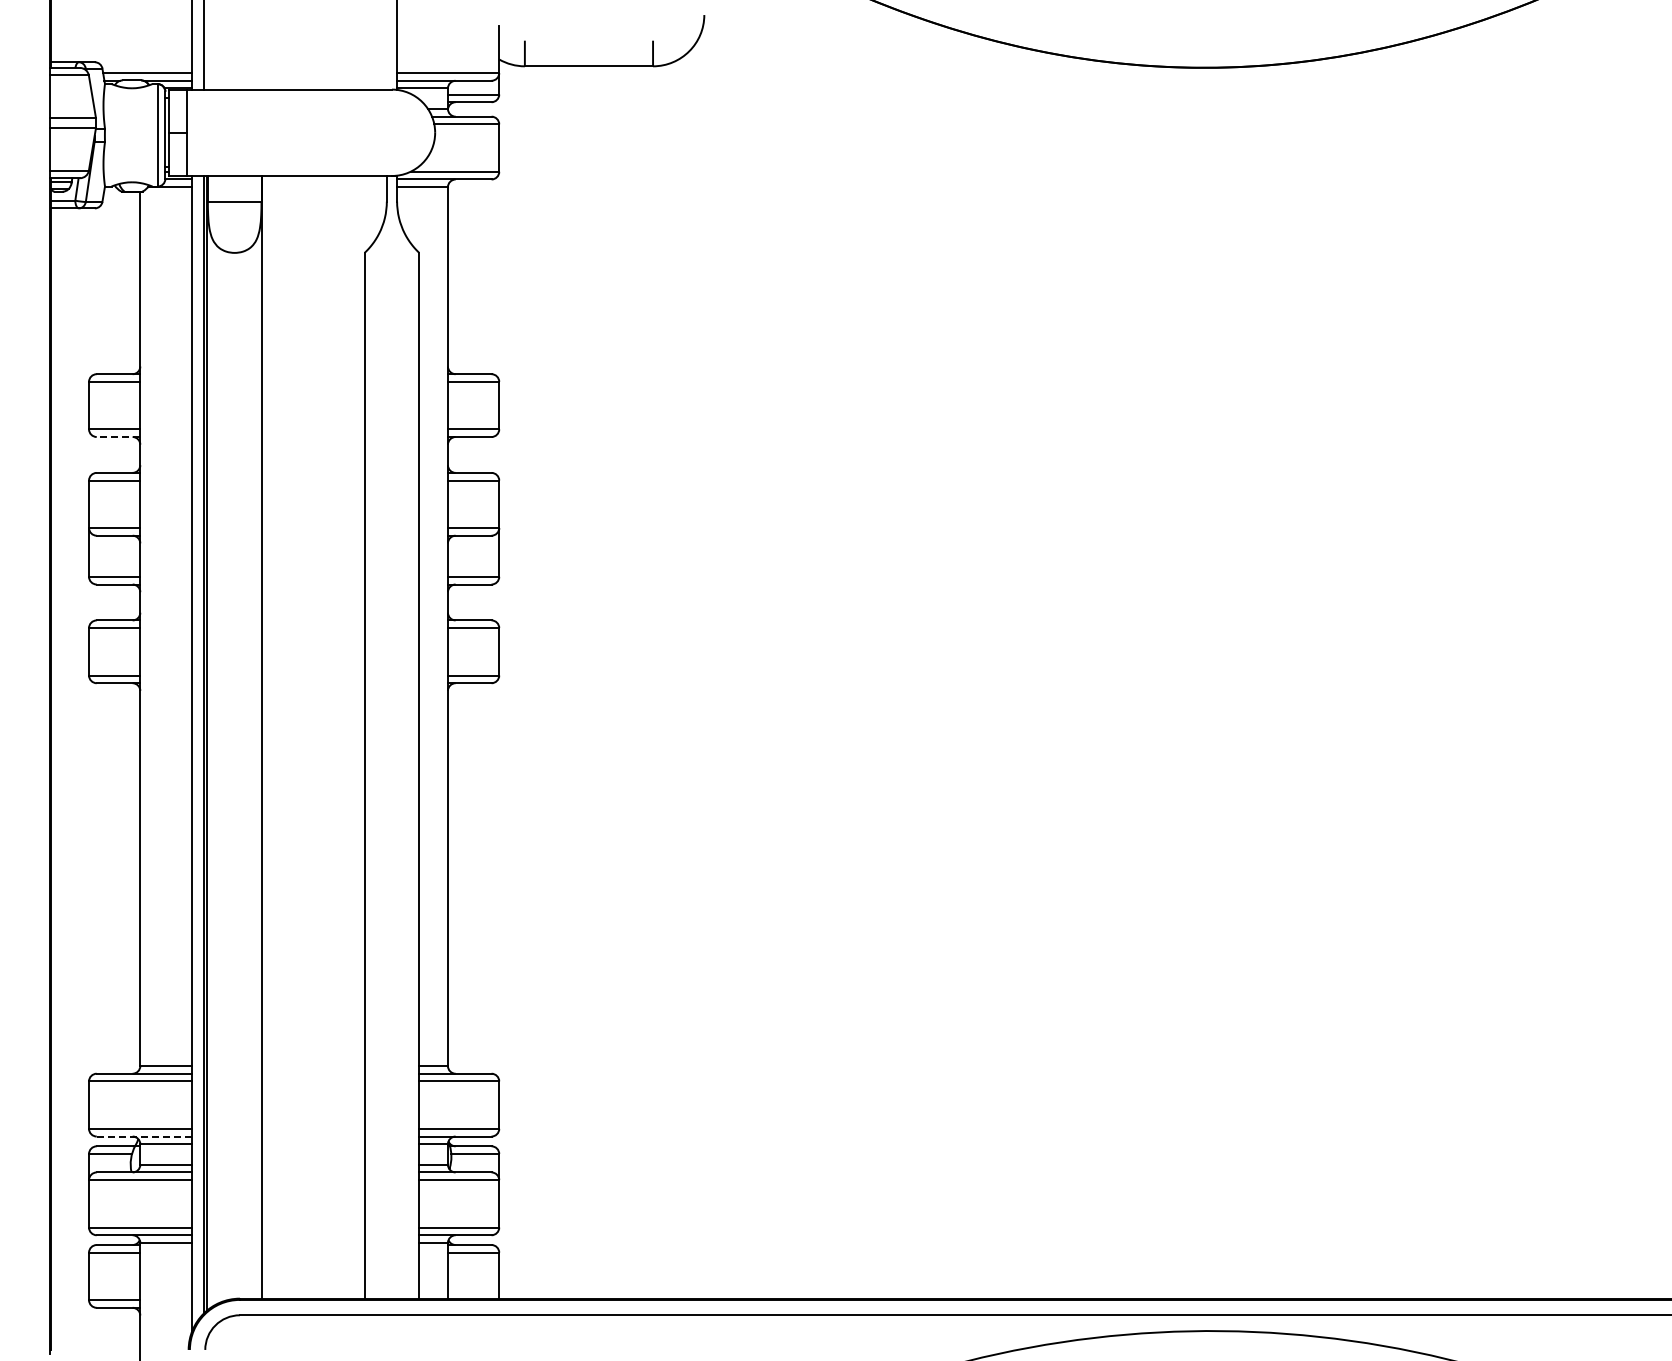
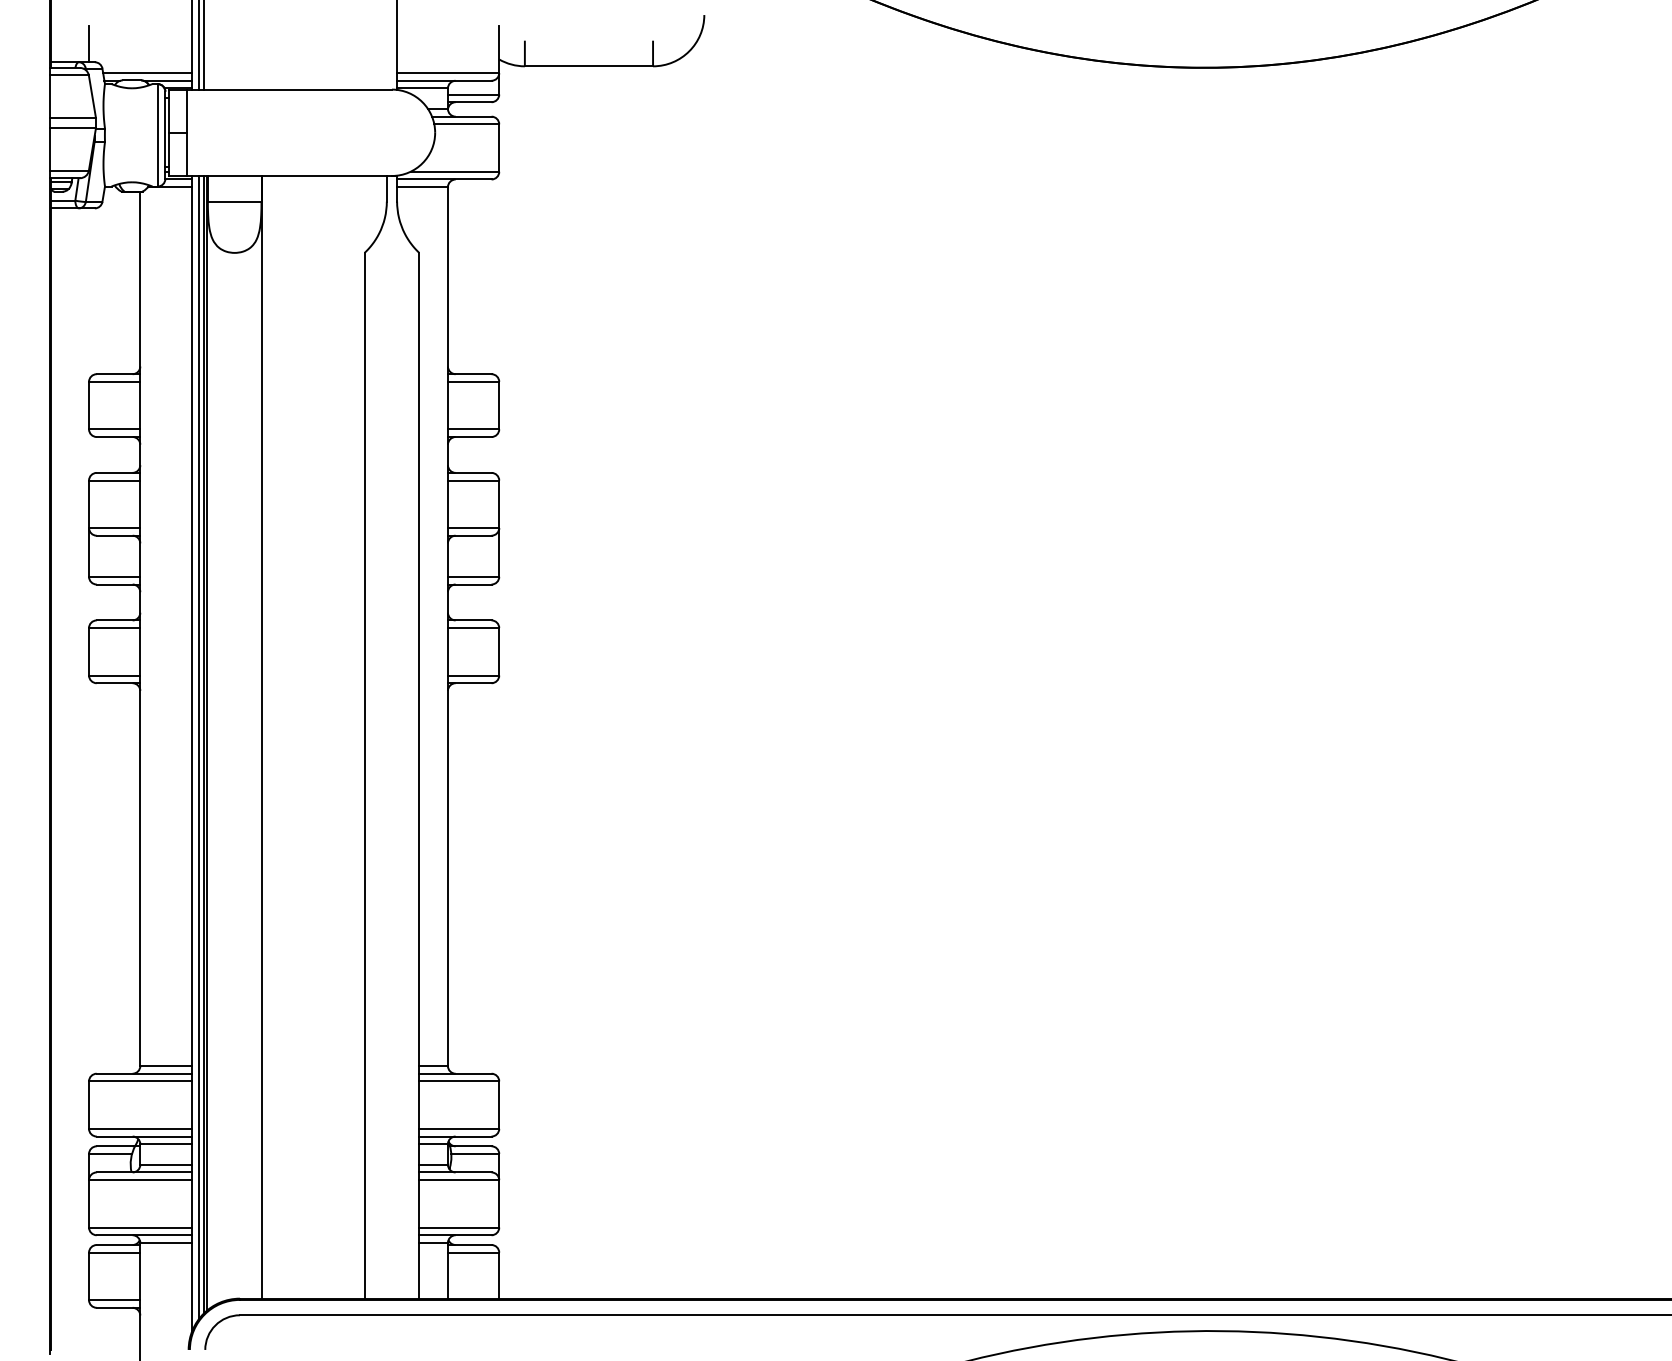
line: none -> present (89, 43)
line: none -> present (199, 45)
line: dashed -> solid (118, 437)
line: none -> present (199, 747)
line: dashed -> solid (143, 1136)
